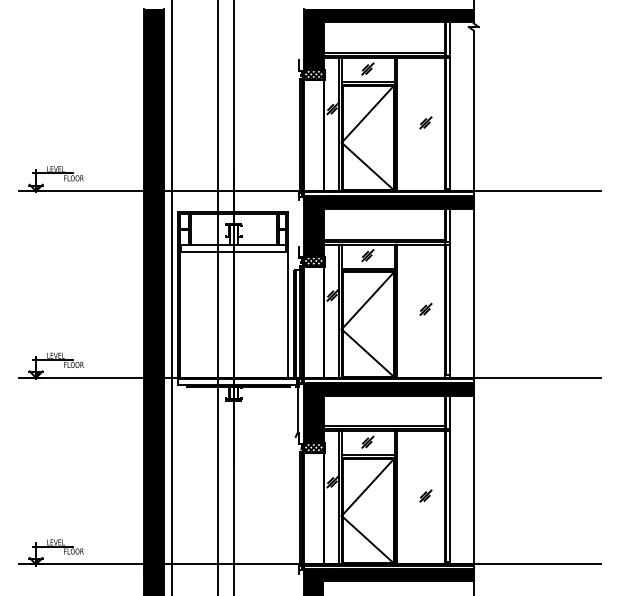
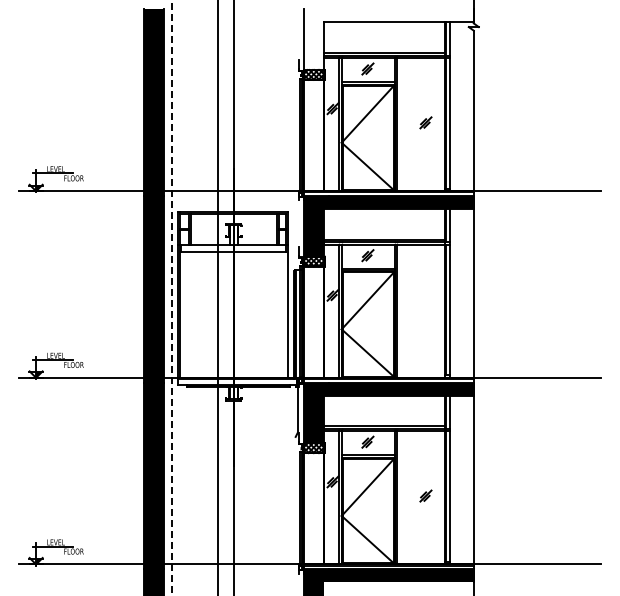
fill: present -> none (388, 39)
line: solid -> dashed (172, 297)
part: present -> none (425, 308)
